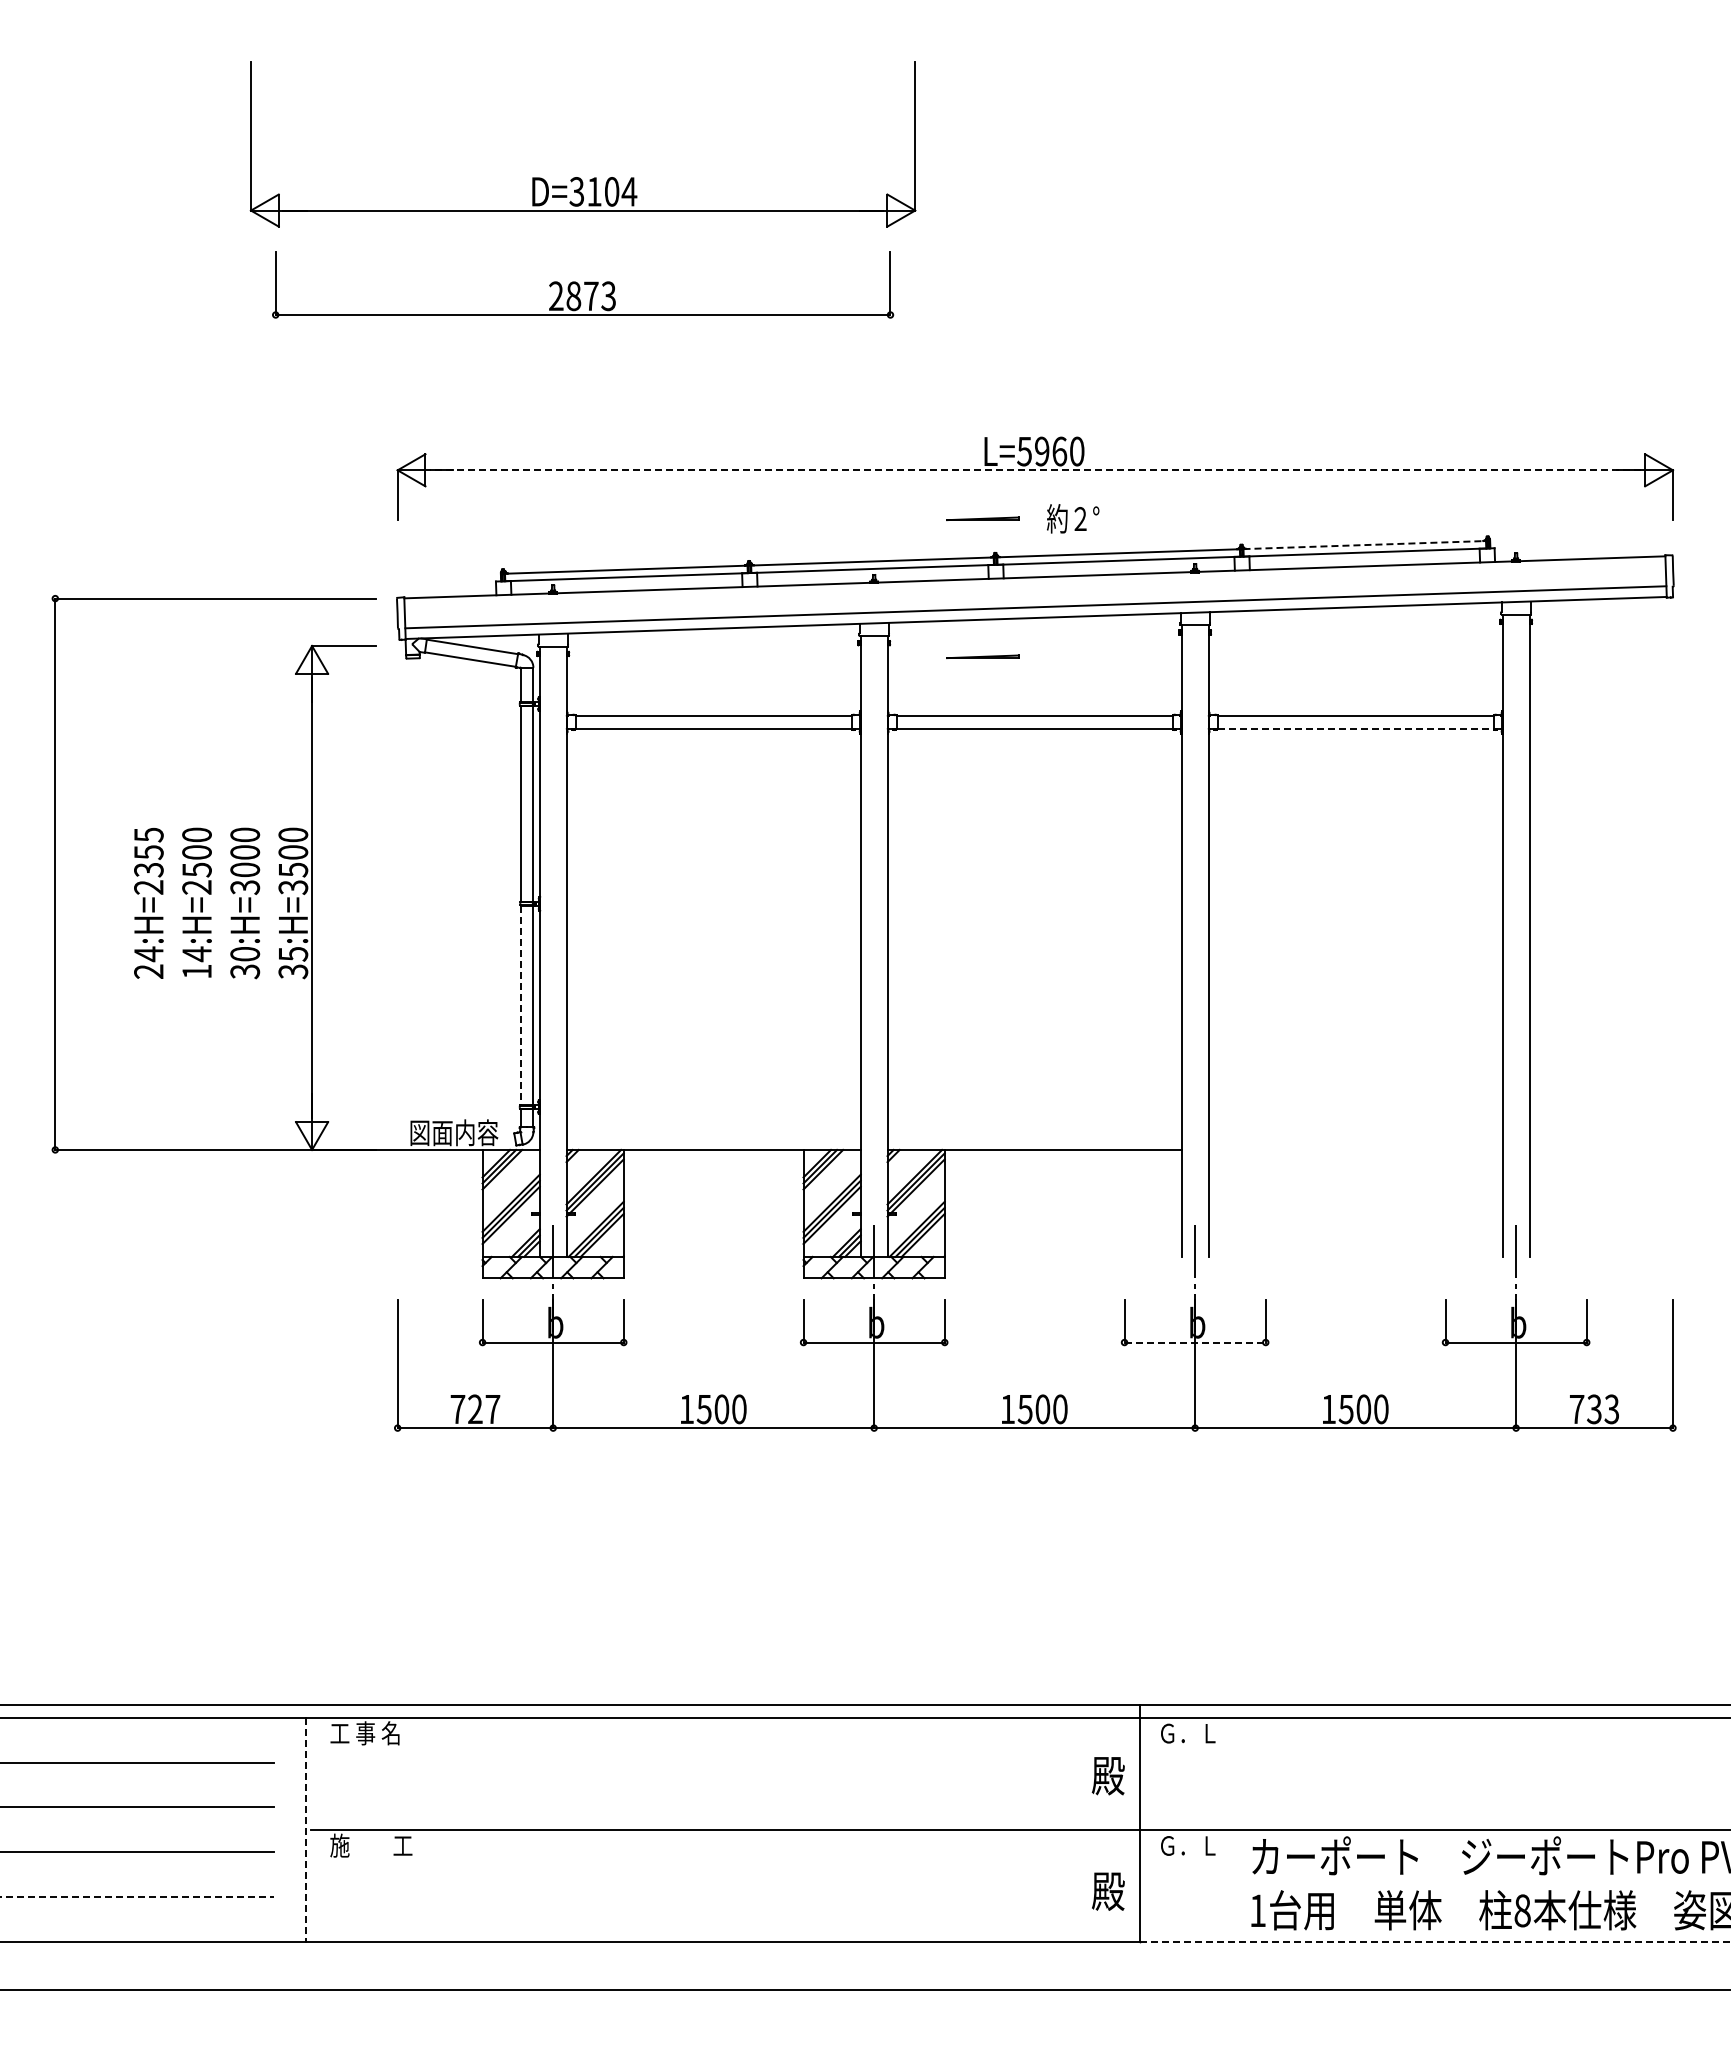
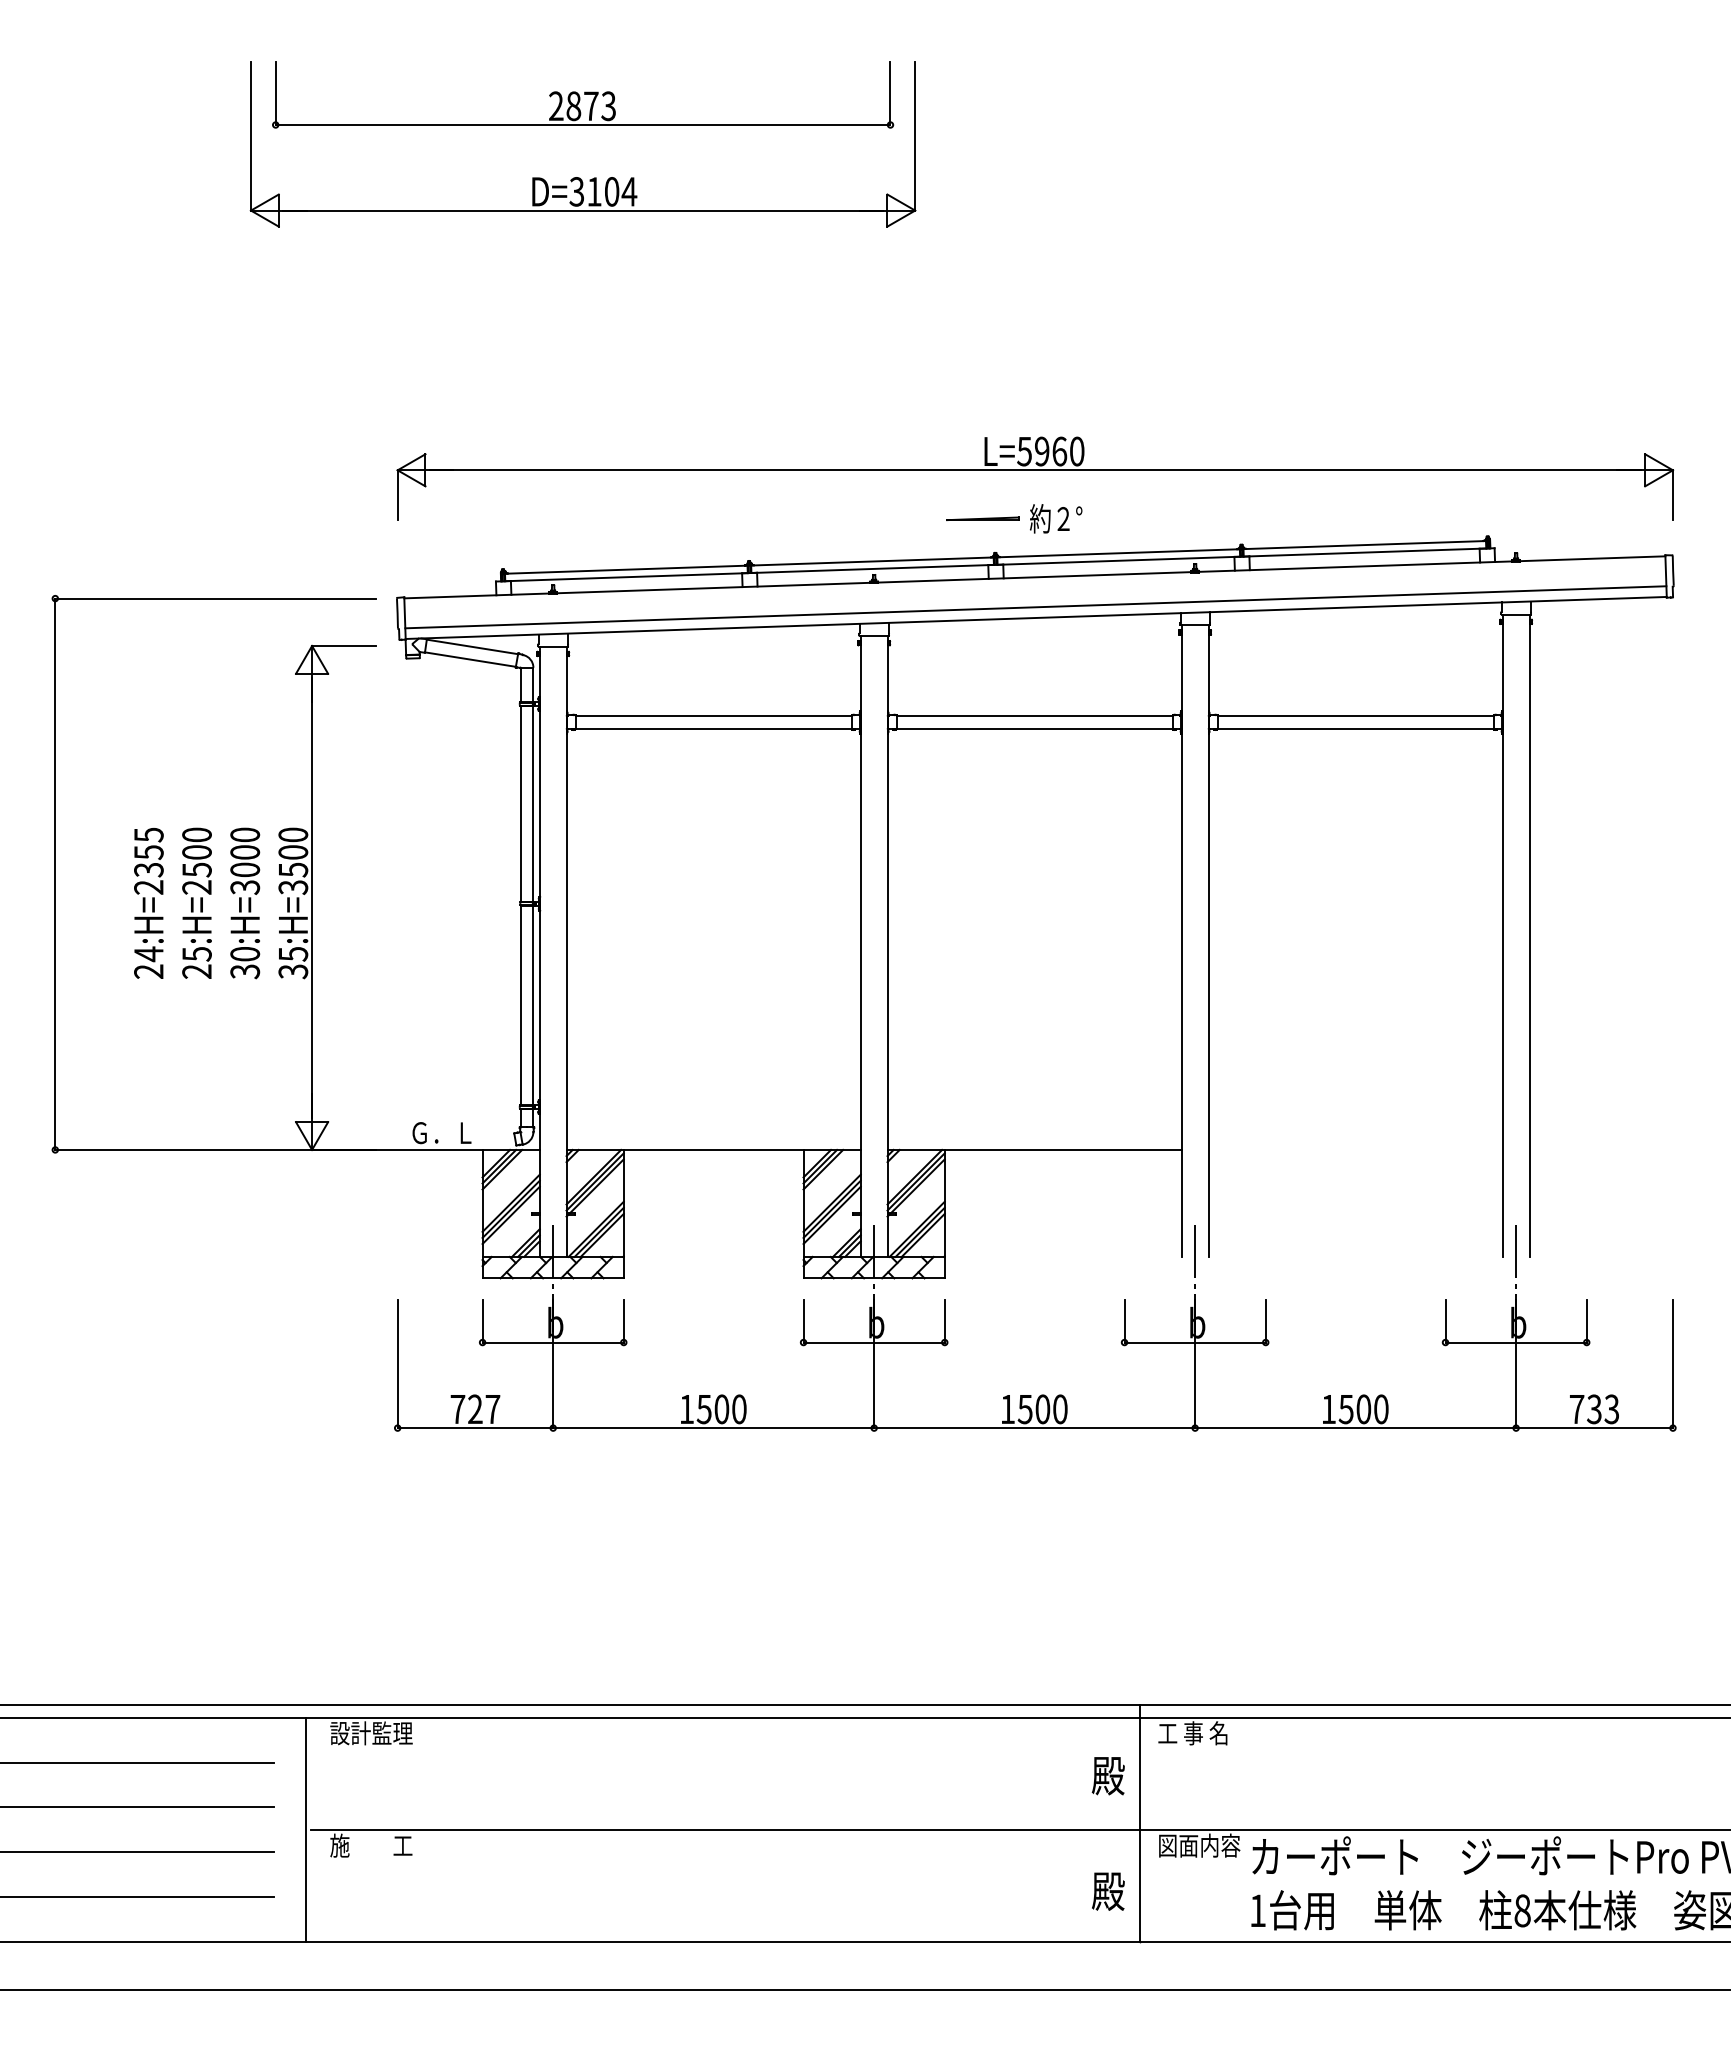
part position: (583, 284) -> (583, 94) (583, 94)
line: dashed -> solid (1035, 470)
text position: (1073, 518) -> (1056, 518) (1056, 518)
line: dashed -> solid (1365, 545)
line: present -> none (982, 656)
line: dashed -> solid (1356, 728)
text: 14:H=2500 -> 25:H=2500 (196, 962)
line: dashed -> solid (520, 1005)
text: 図面内容 -> Ｇ．Ｌ (454, 1132)
line: dashed -> solid (1195, 1342)
text: 工 事 名 -> 設計監理 (371, 1733)
text: Ｇ．Ｌ -> 工 事 名 (1192, 1733)
line: dashed -> solid (305, 1830)
text: Ｇ．Ｌ -> 図面内容 (1199, 1845)
line: dashed -> solid (137, 1897)
line: dashed -> solid (1435, 1942)
